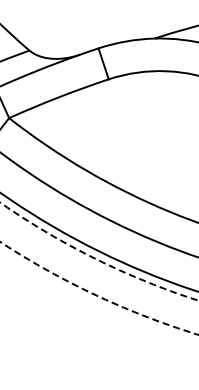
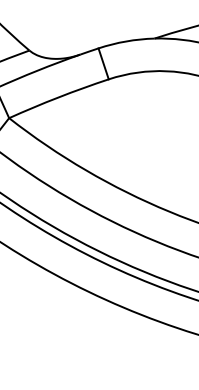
arc: dashed -> solid (95, 258)
arc: dashed -> solid (96, 295)
